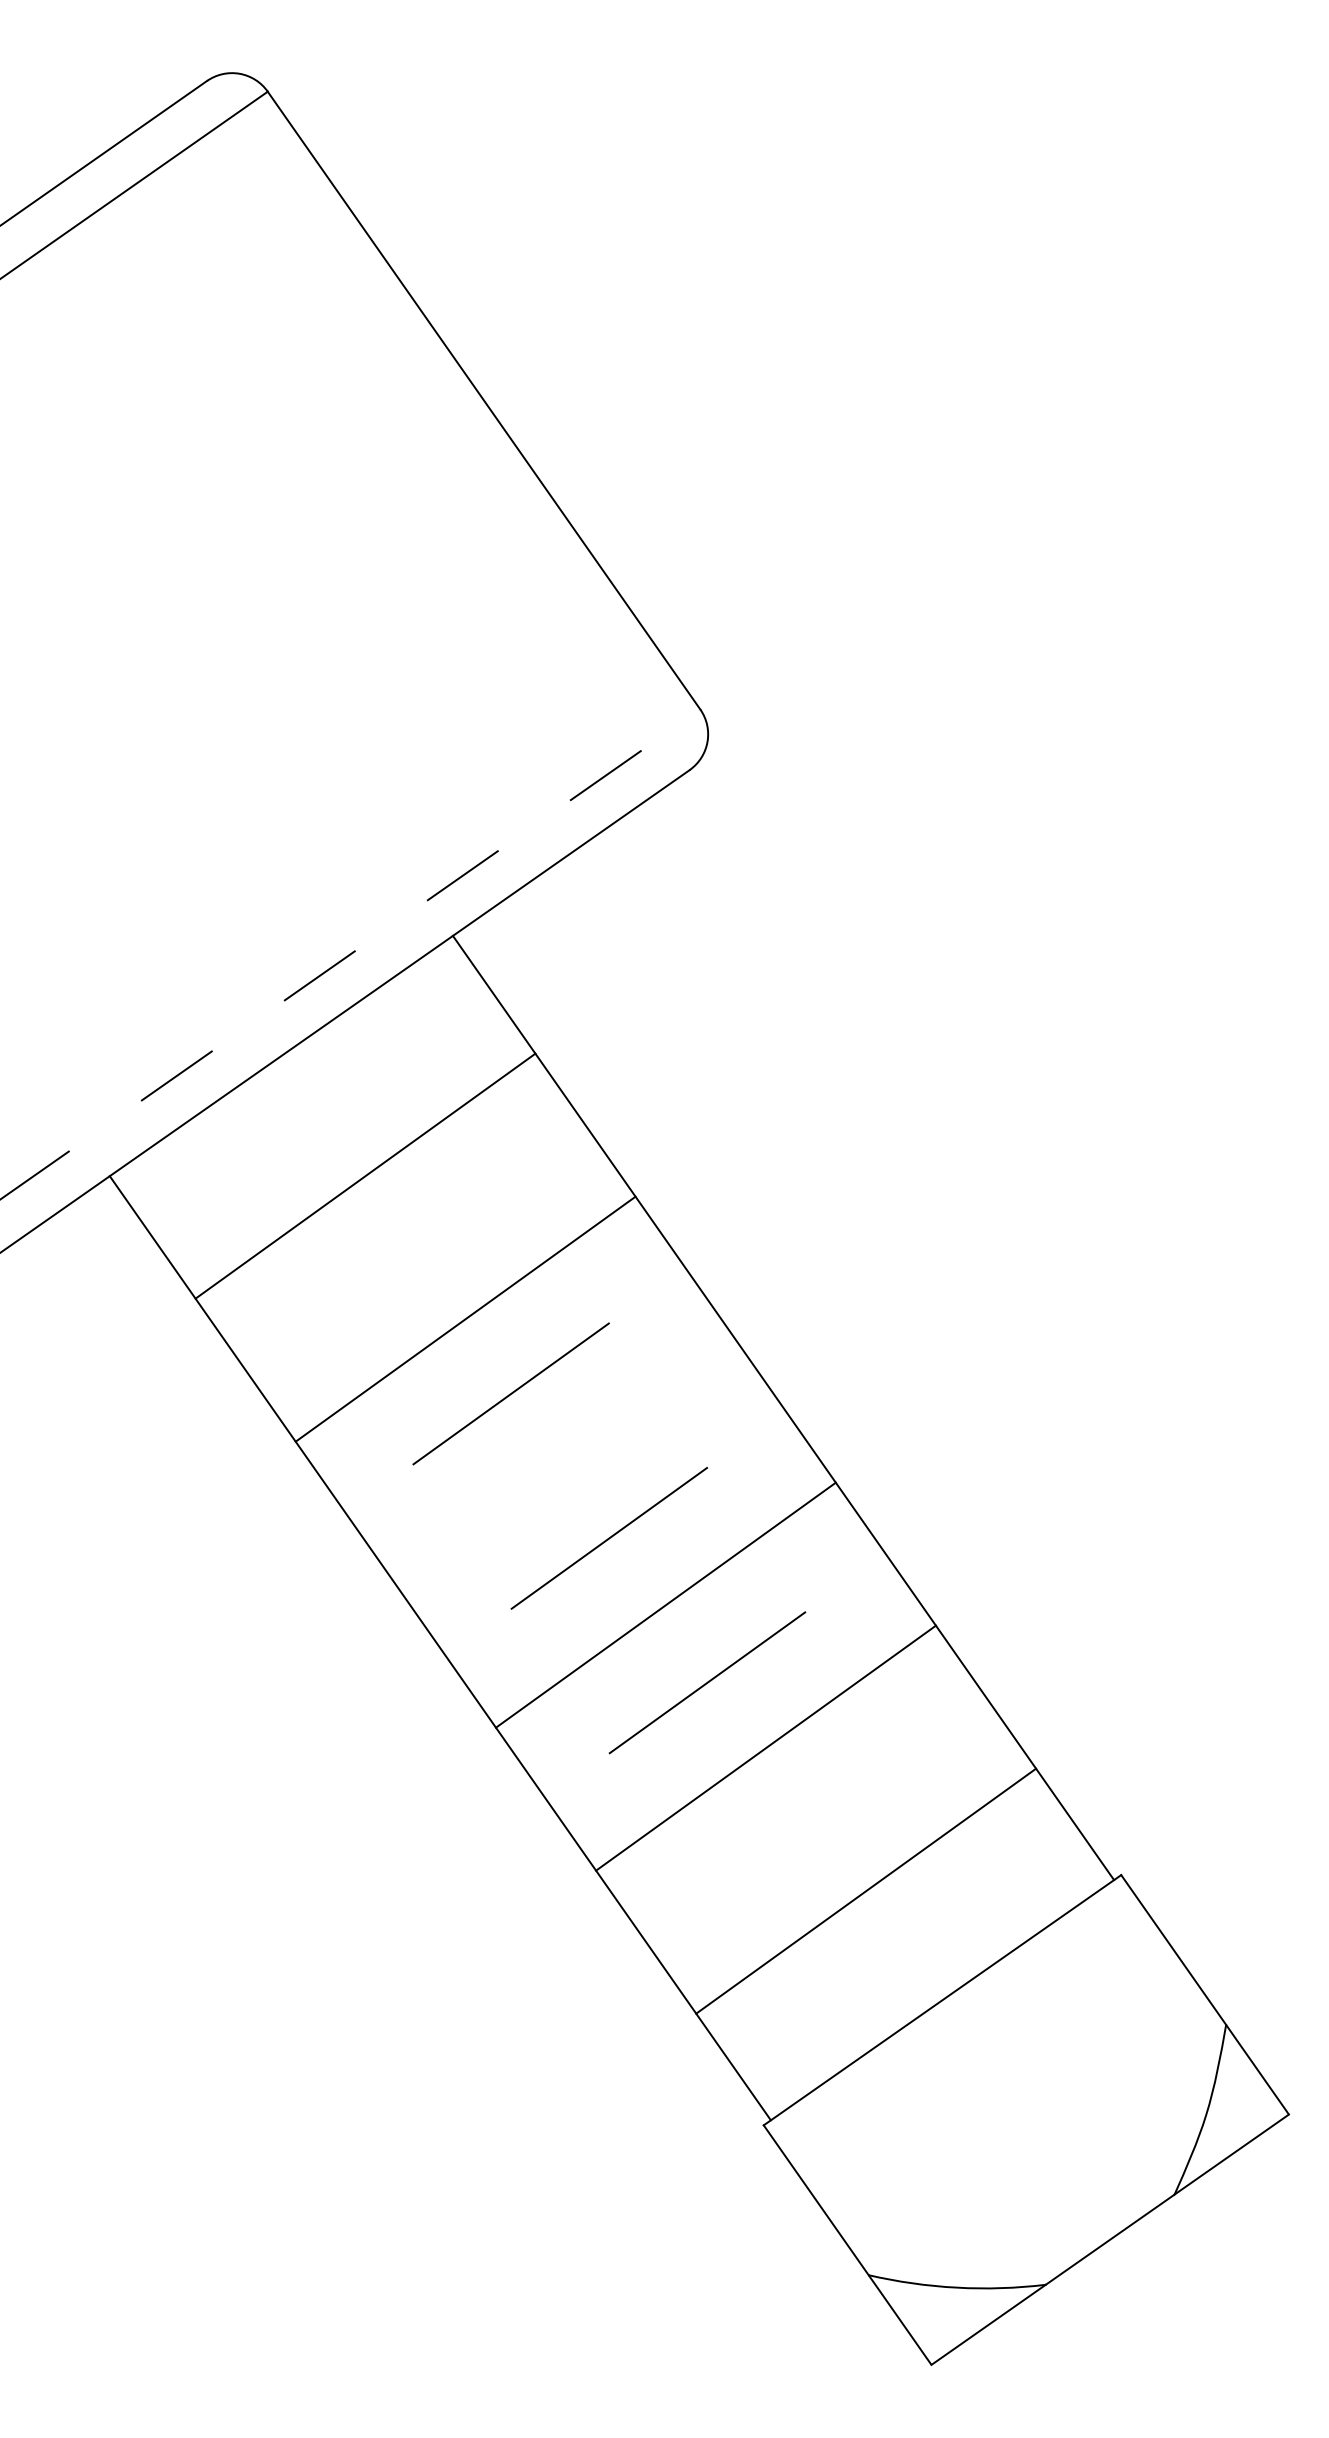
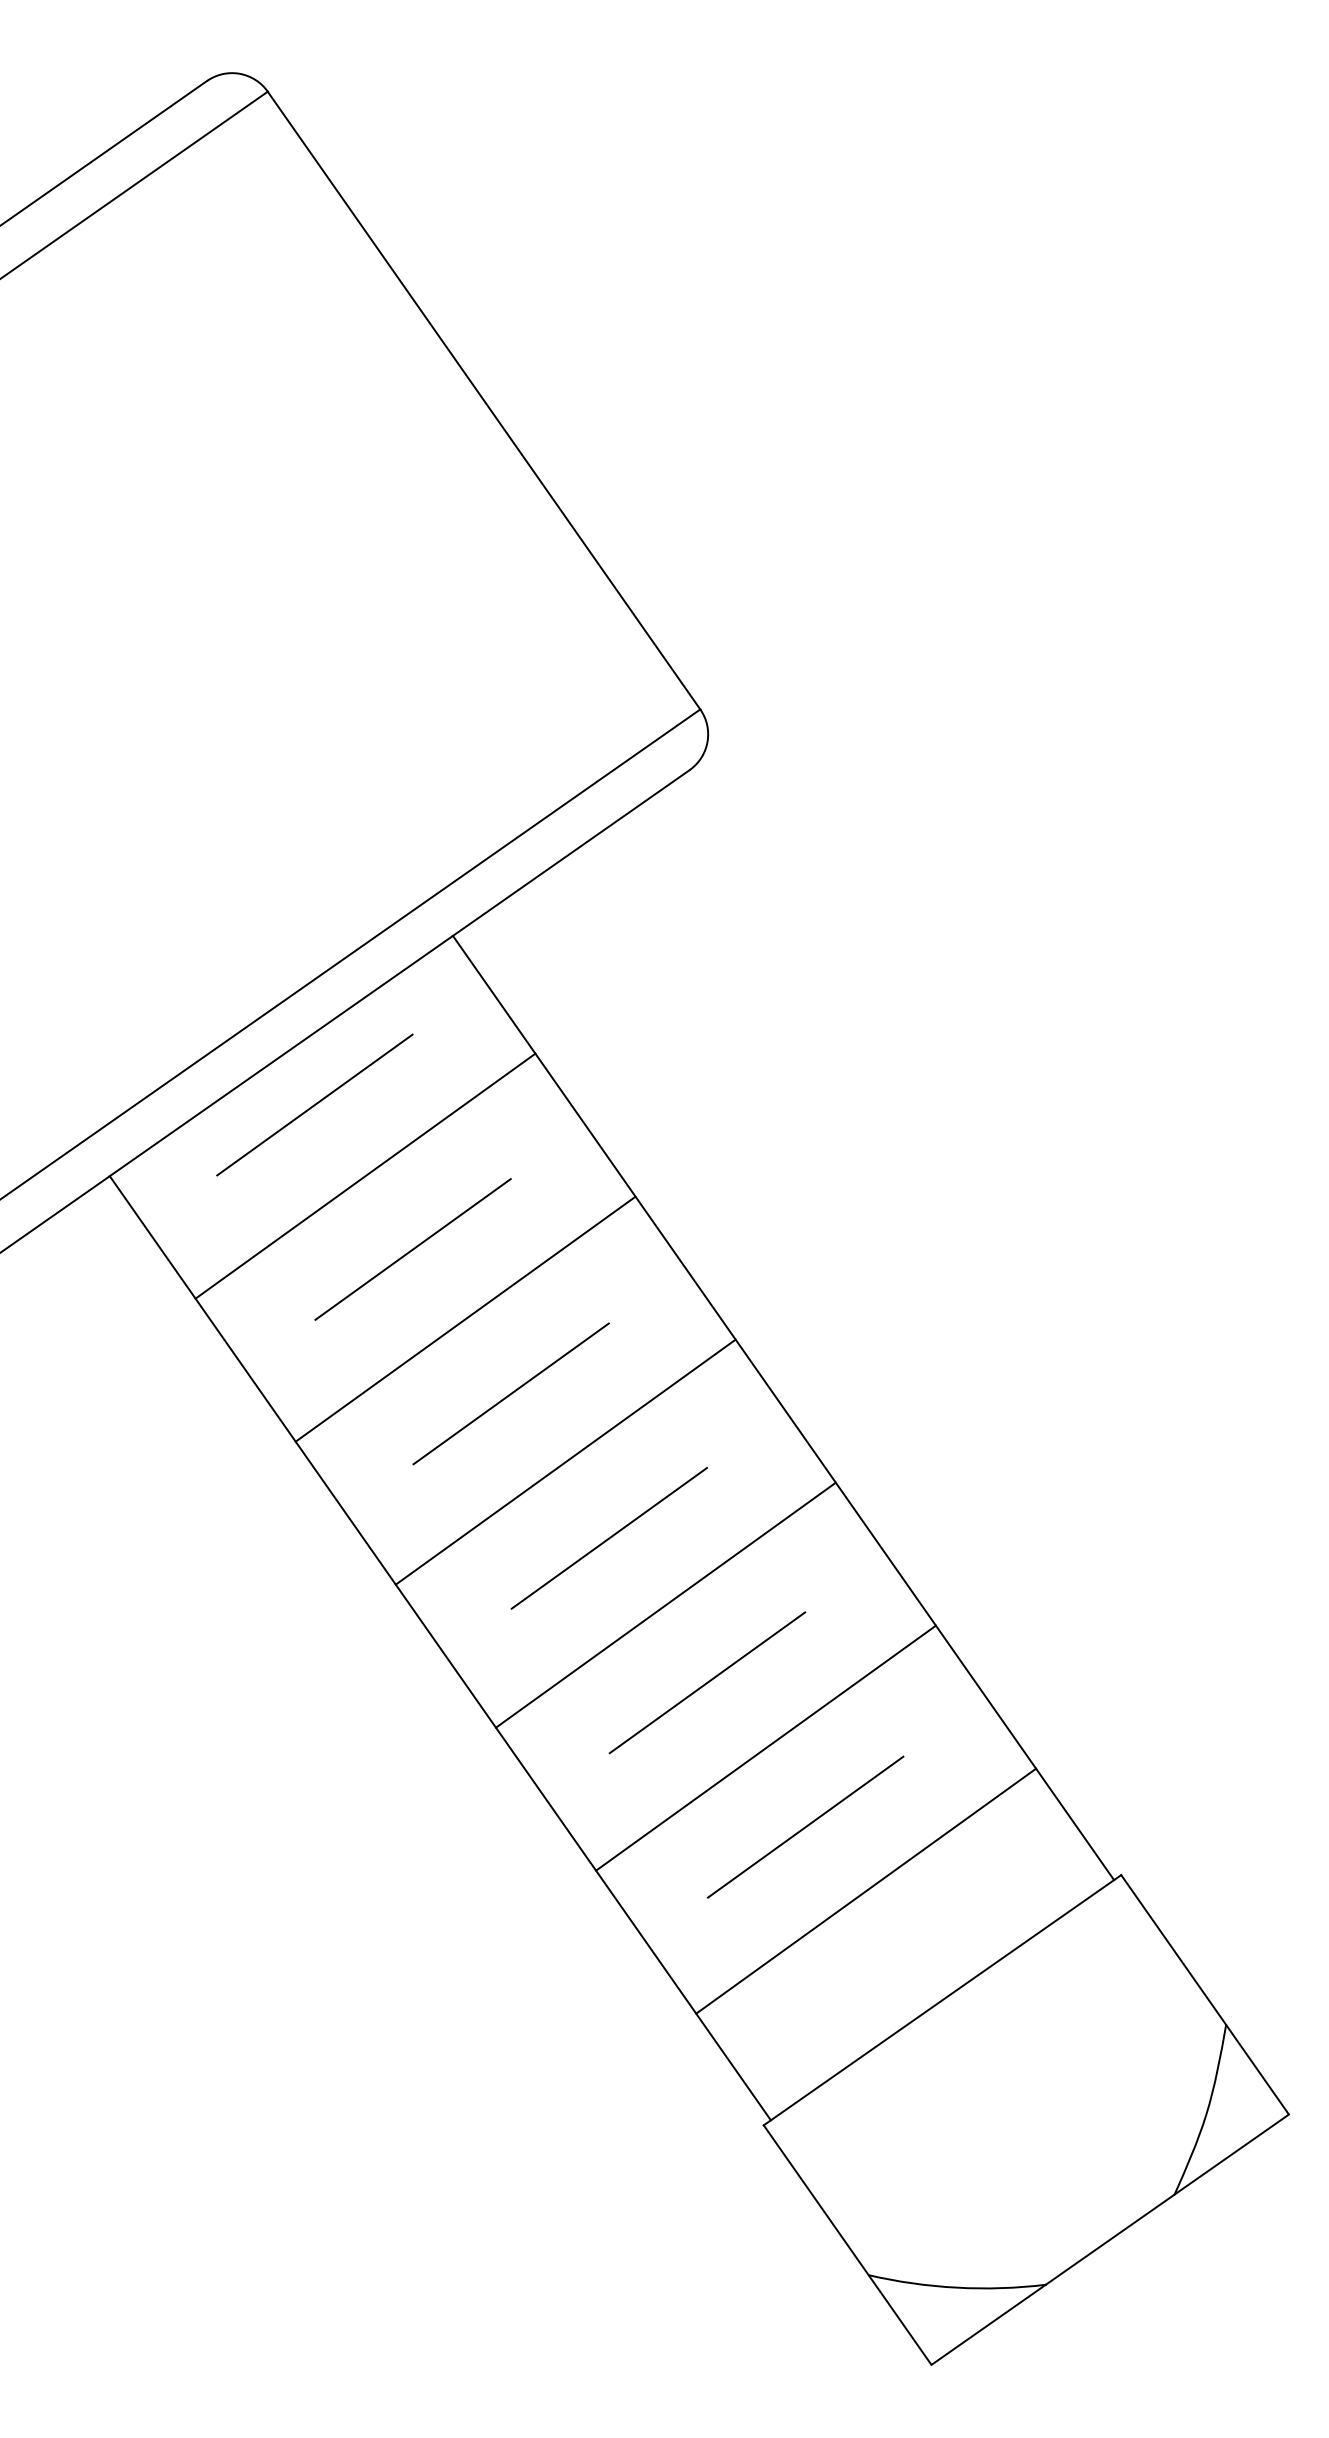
line: dashed -> solid (350, 954)
line: none -> present (314, 1104)
line: none -> present (412, 1249)
line: none -> present (565, 1461)
line: none -> present (805, 1826)
